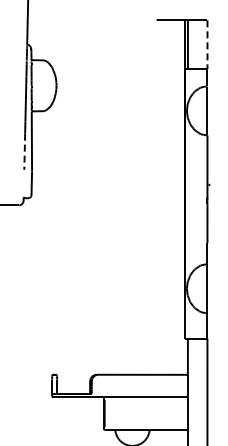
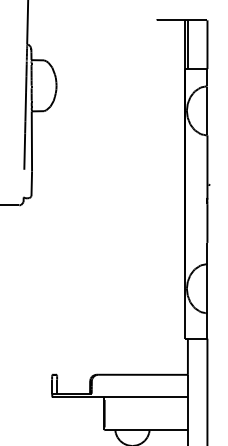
line: dashed -> solid (207, 45)
line: dashed -> solid (24, 152)
